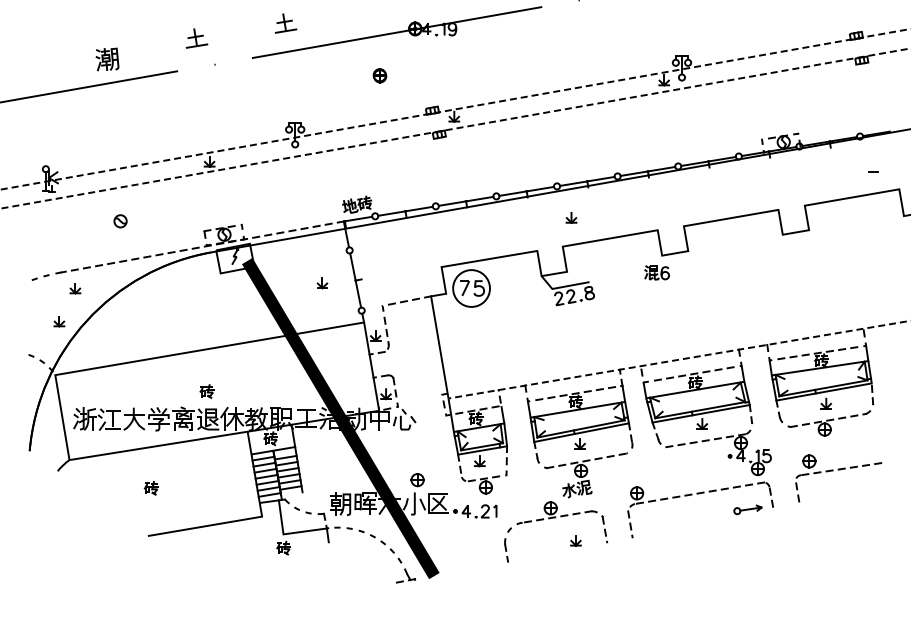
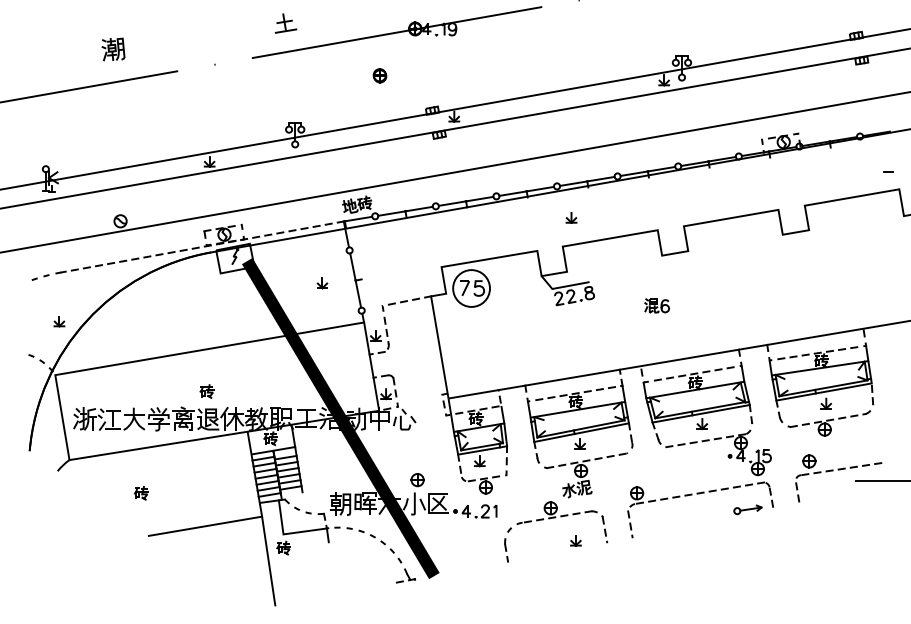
part: present -> none (196, 38)
part position: (107, 59) -> (113, 49) (113, 49)
line: dashed -> solid (455, 109)
line: dashed -> solid (456, 128)
line position: (873, 171) -> (888, 171) (888, 171)
line: none -> present (454, 172)
part position: (656, 272) -> (656, 305) (656, 305)
part: present -> none (75, 288)
line: dashed -> solid (679, 359)
line: none -> present (881, 480)
part position: (150, 488) -> (140, 493) (140, 493)
line: none -> present (268, 560)
